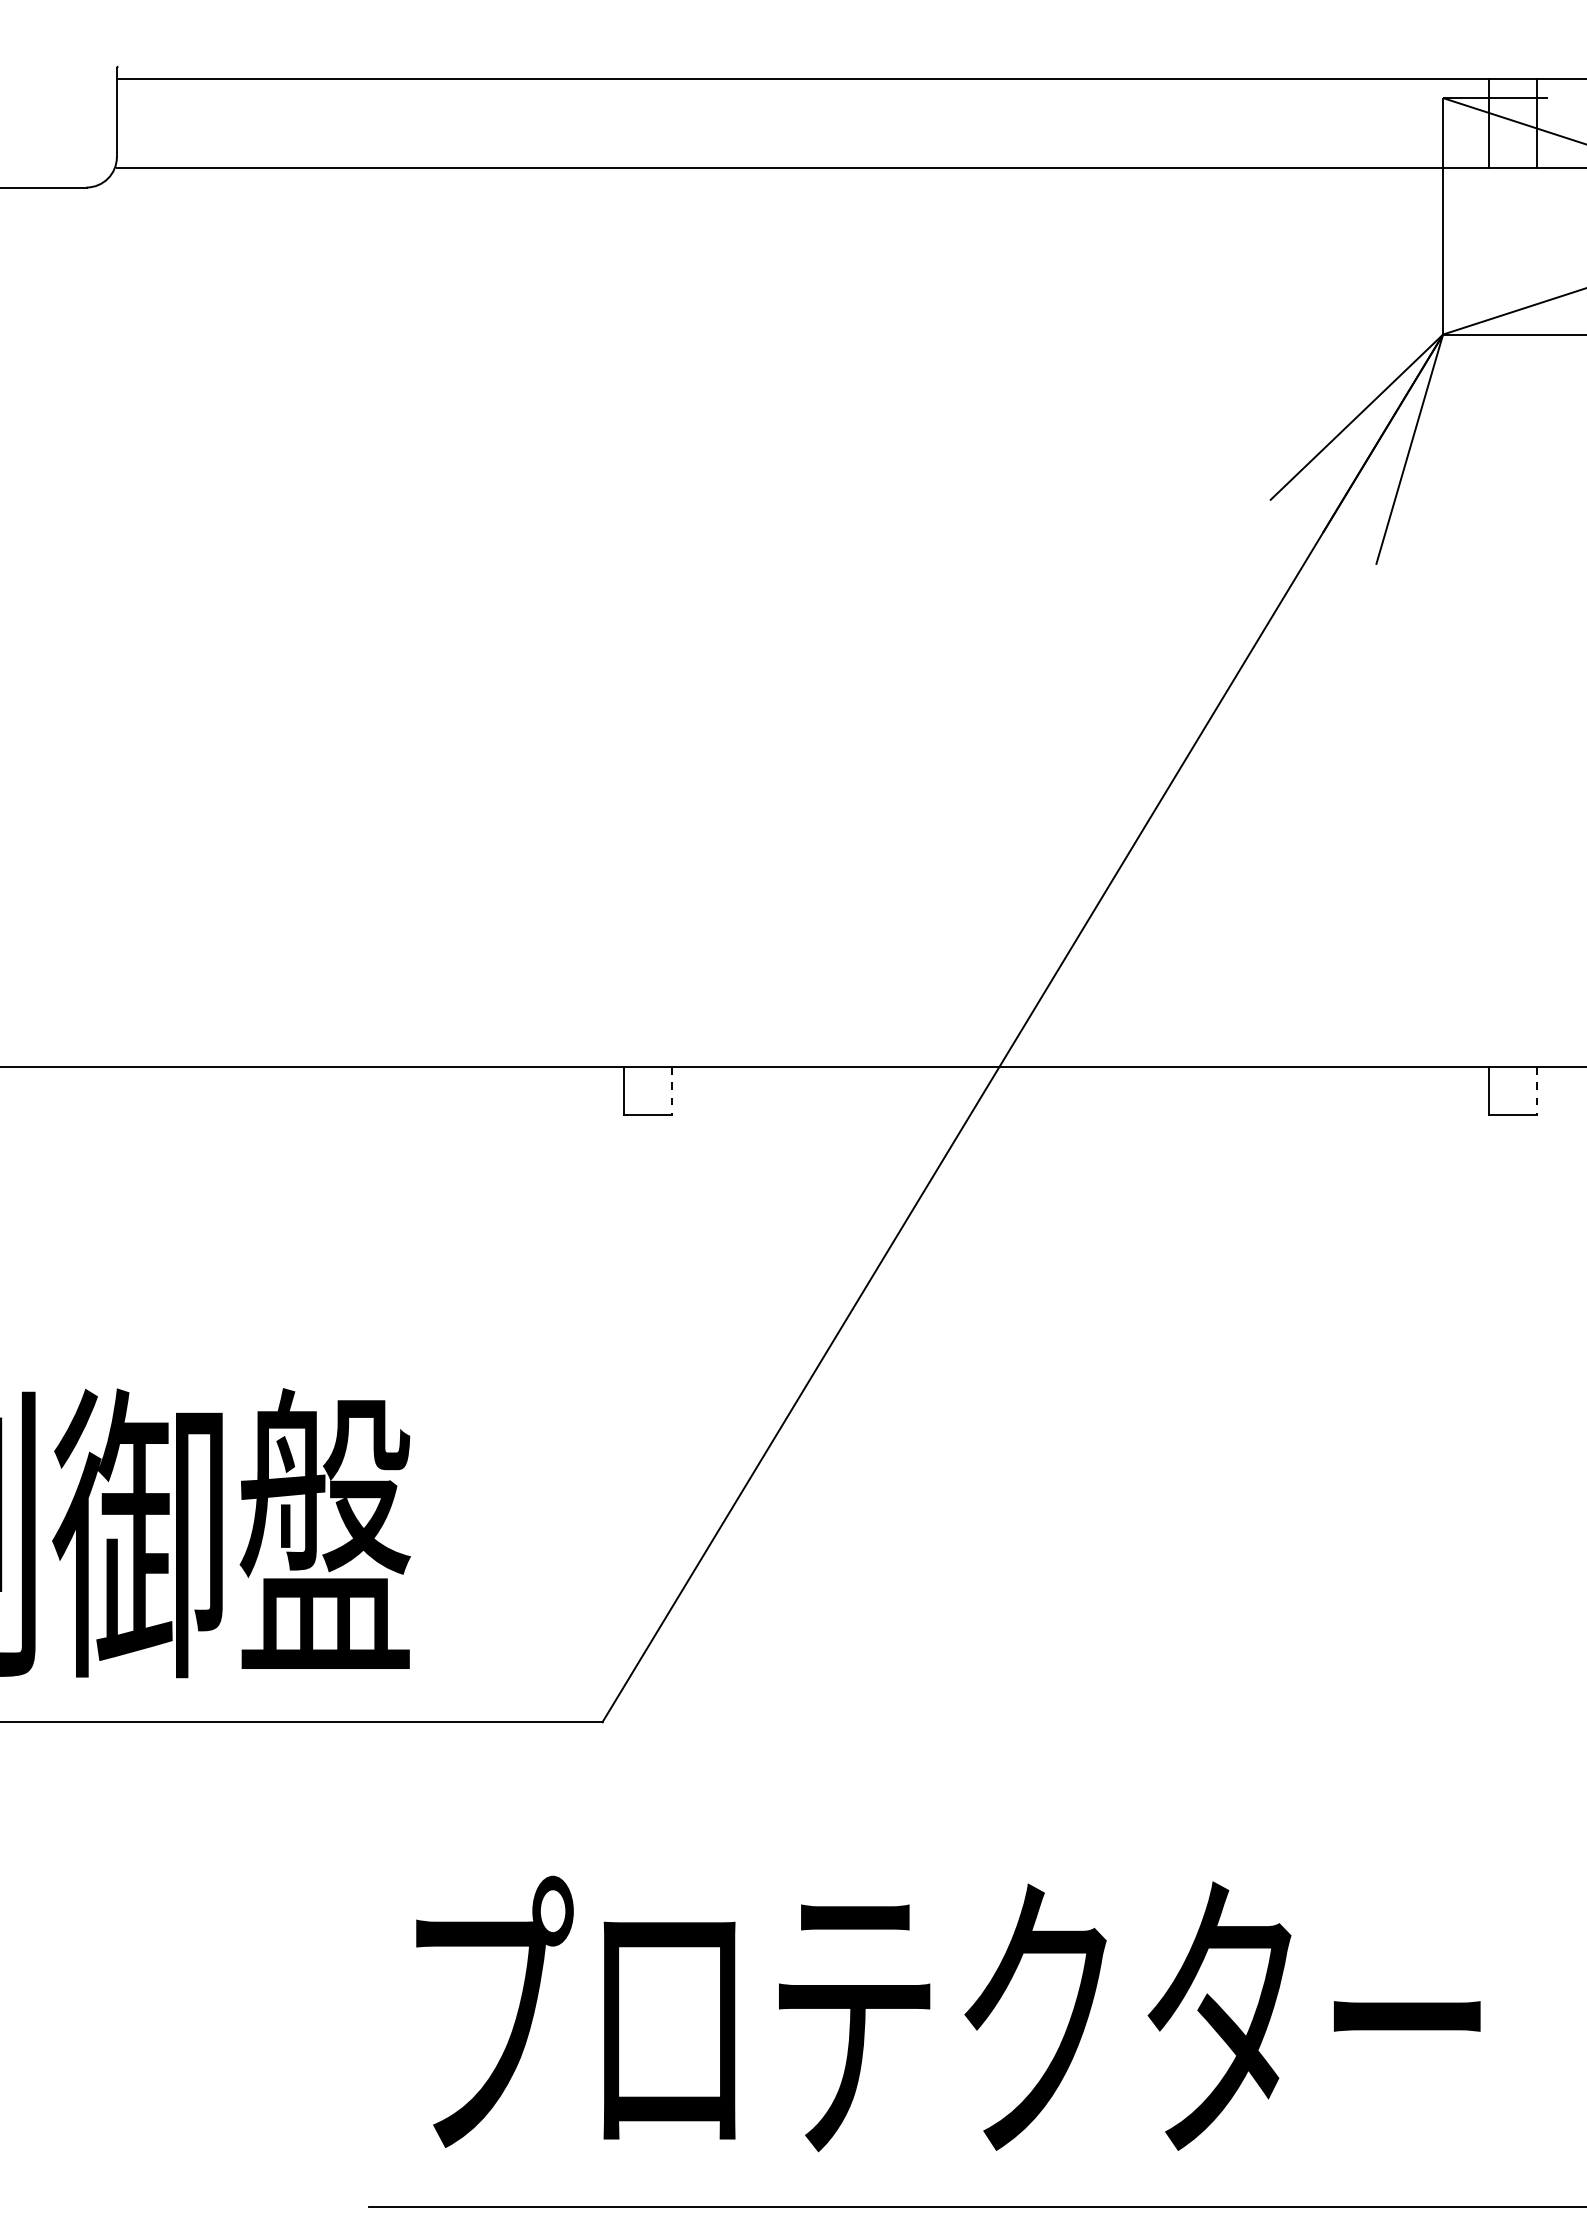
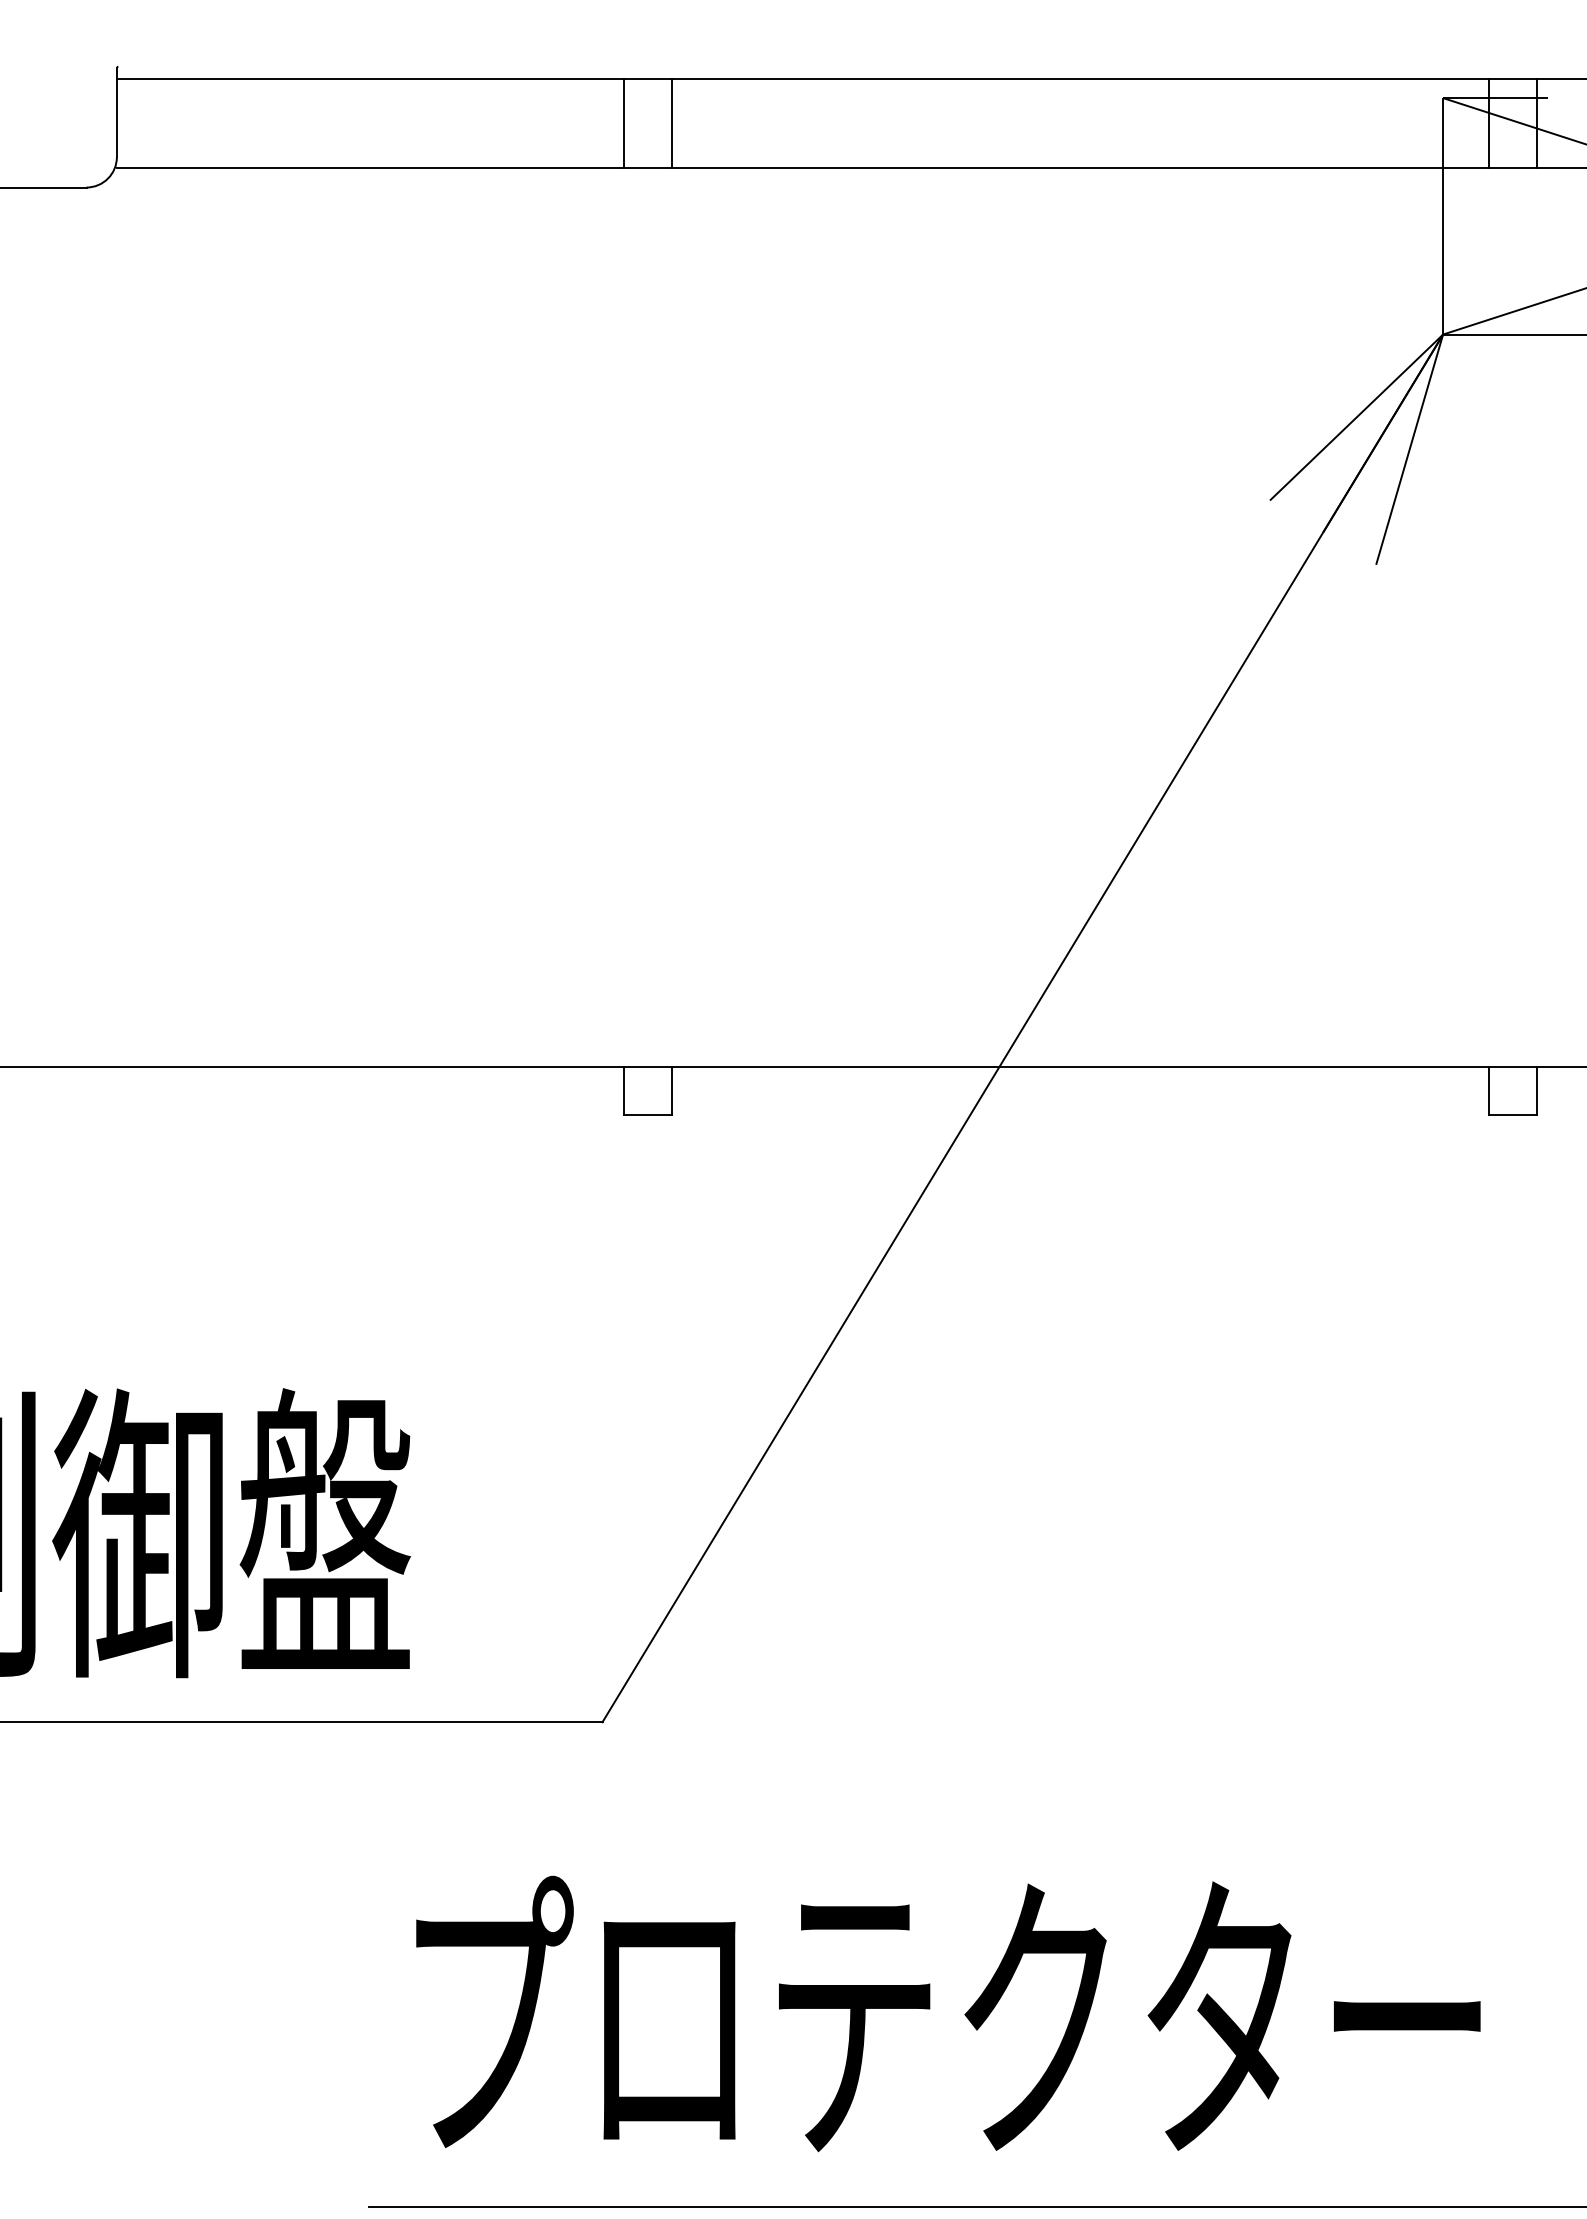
line: none -> present (623, 123)
line: none -> present (671, 123)
line: dashed -> solid (671, 1091)
line: dashed -> solid (1536, 1091)
